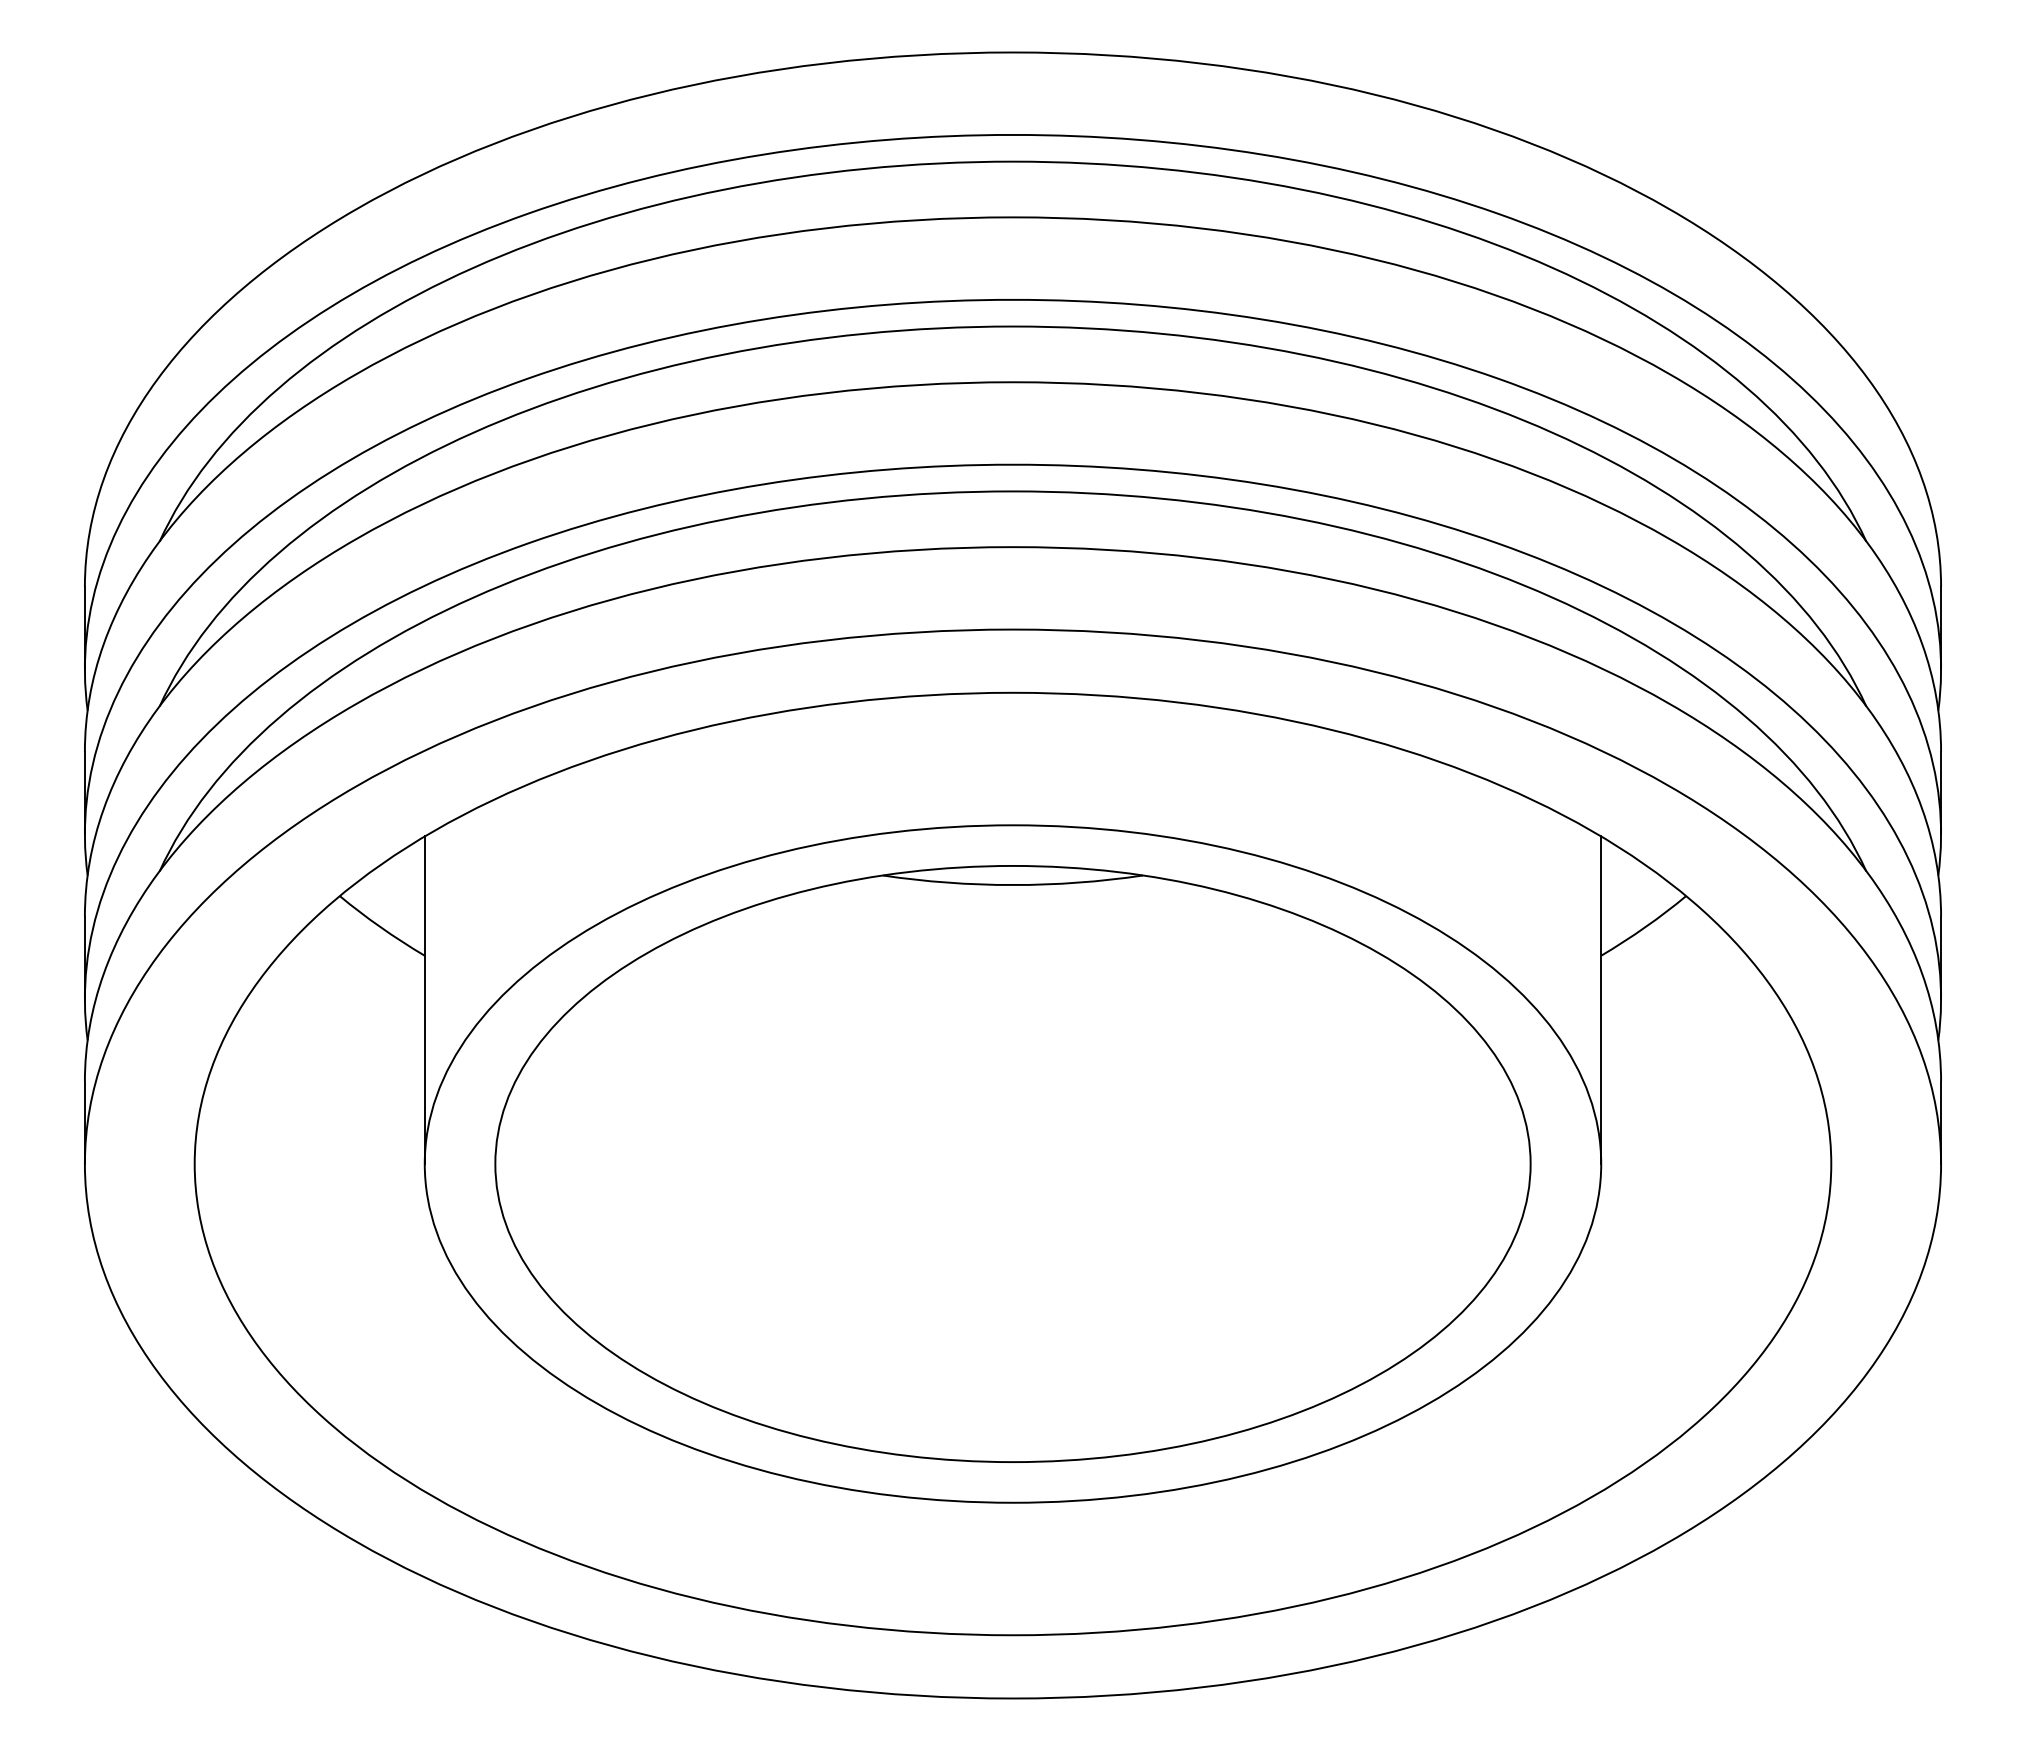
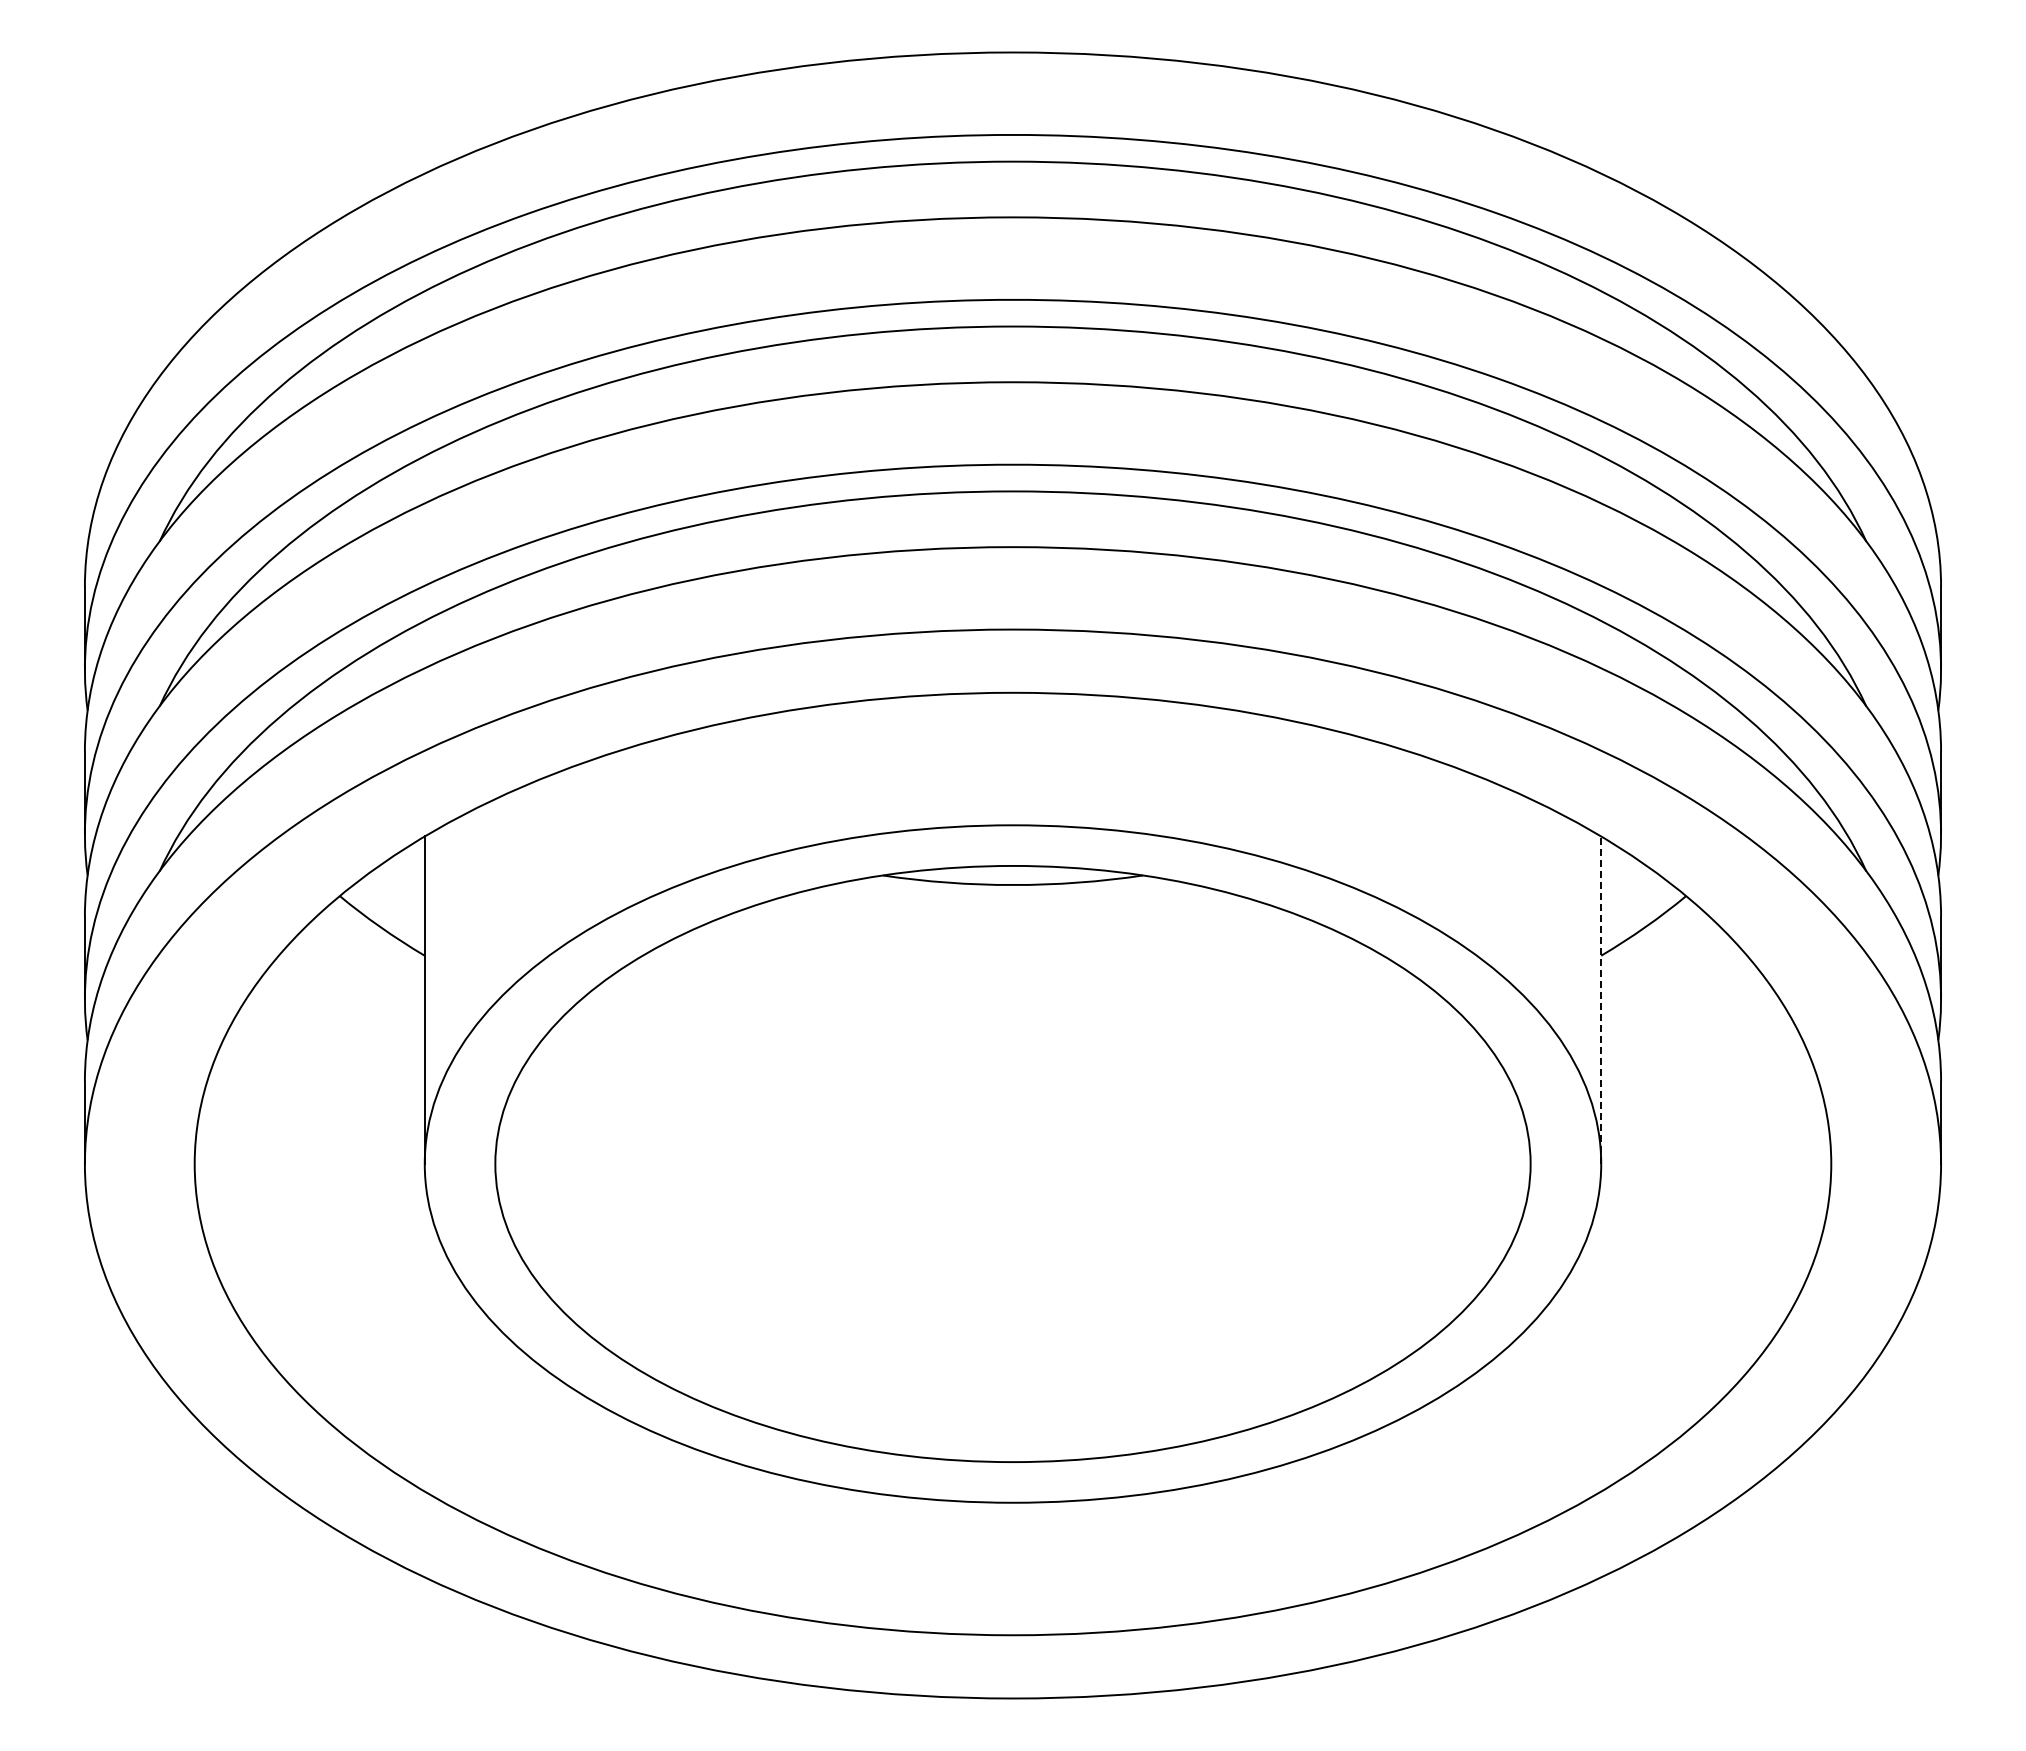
line: solid -> dashed (1601, 1000)
